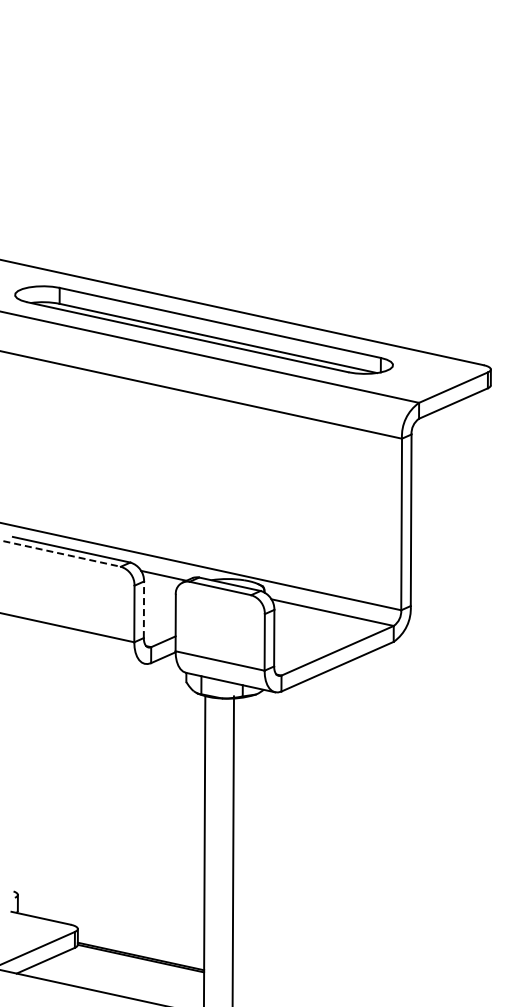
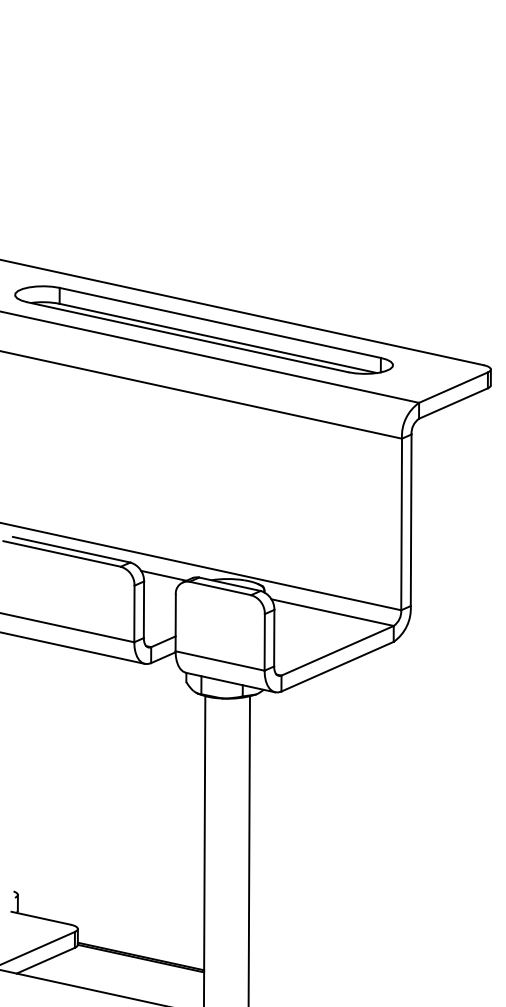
line: dashed -> solid (62, 554)
line: dashed -> solid (143, 609)
line: none -> present (73, 647)
line position: (233, 849) -> (249, 849) (249, 849)
